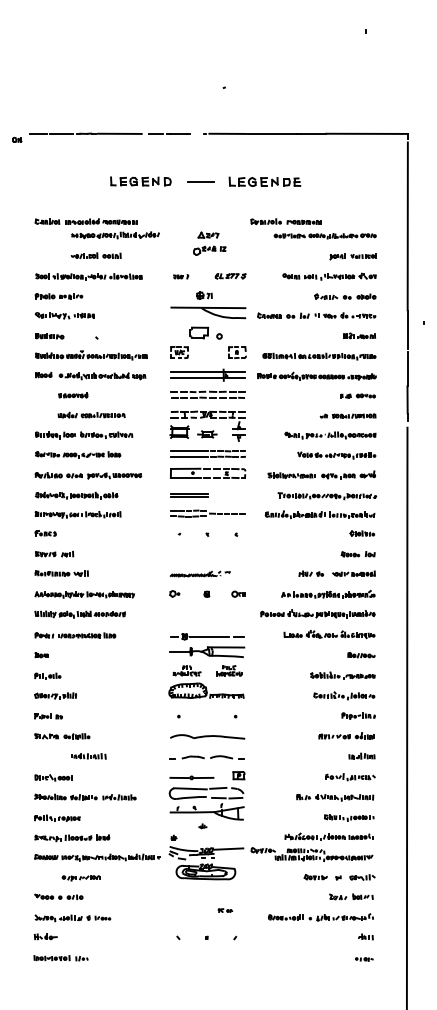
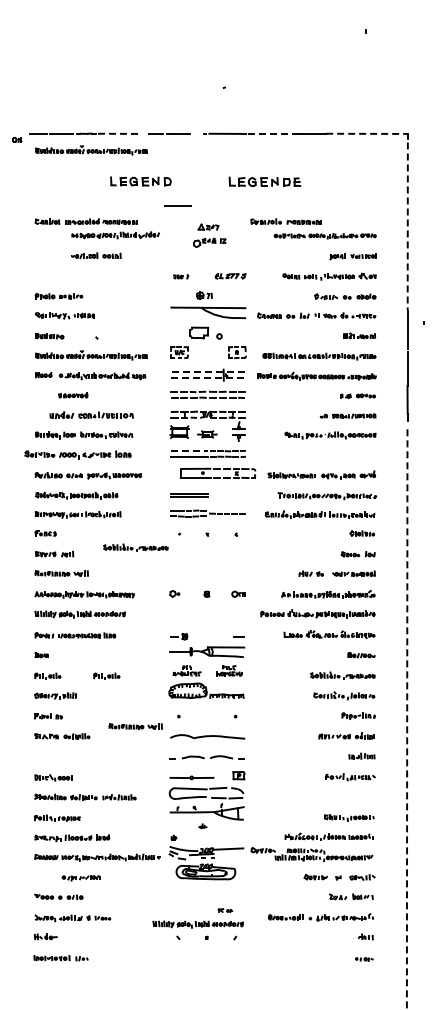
line: solid -> dashed (119, 133)
line: solid -> dashed (273, 133)
line: solid -> dashed (367, 133)
part: none -> present (91, 150)
line position: (200, 181) -> (177, 205) (177, 205)
line: solid -> dashed (407, 226)
part position: (209, 243) -> (209, 235) (209, 235)
part: present -> none (88, 276)
line: solid -> dashed (207, 371)
line: solid -> dashed (208, 377)
part size: 69x8 px -> 85x9 px (91, 415)
line: solid -> dashed (189, 451)
part size: 87x8 px -> 108x10 px (77, 454)
part: present -> none (336, 455)
part position: (208, 472) -> (218, 472) (218, 472)
part: none -> present (135, 547)
part: present -> none (199, 573)
line: present -> none (209, 636)
part: none -> present (106, 675)
line: solid -> dashed (407, 718)
part: none -> present (135, 726)
part: present -> none (88, 756)
part: present -> none (335, 797)
part: none -> present (197, 924)
